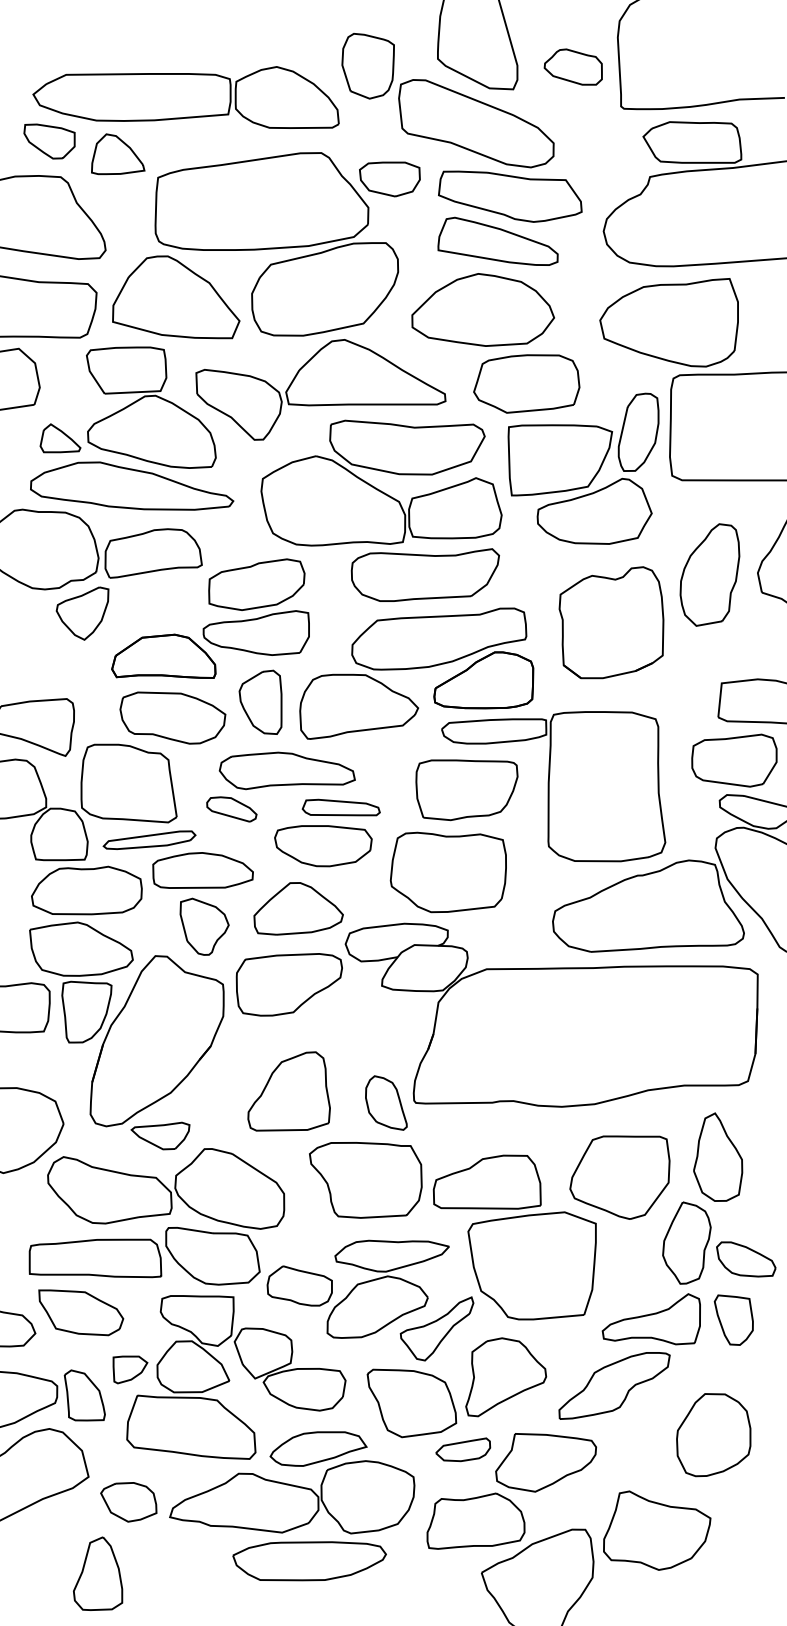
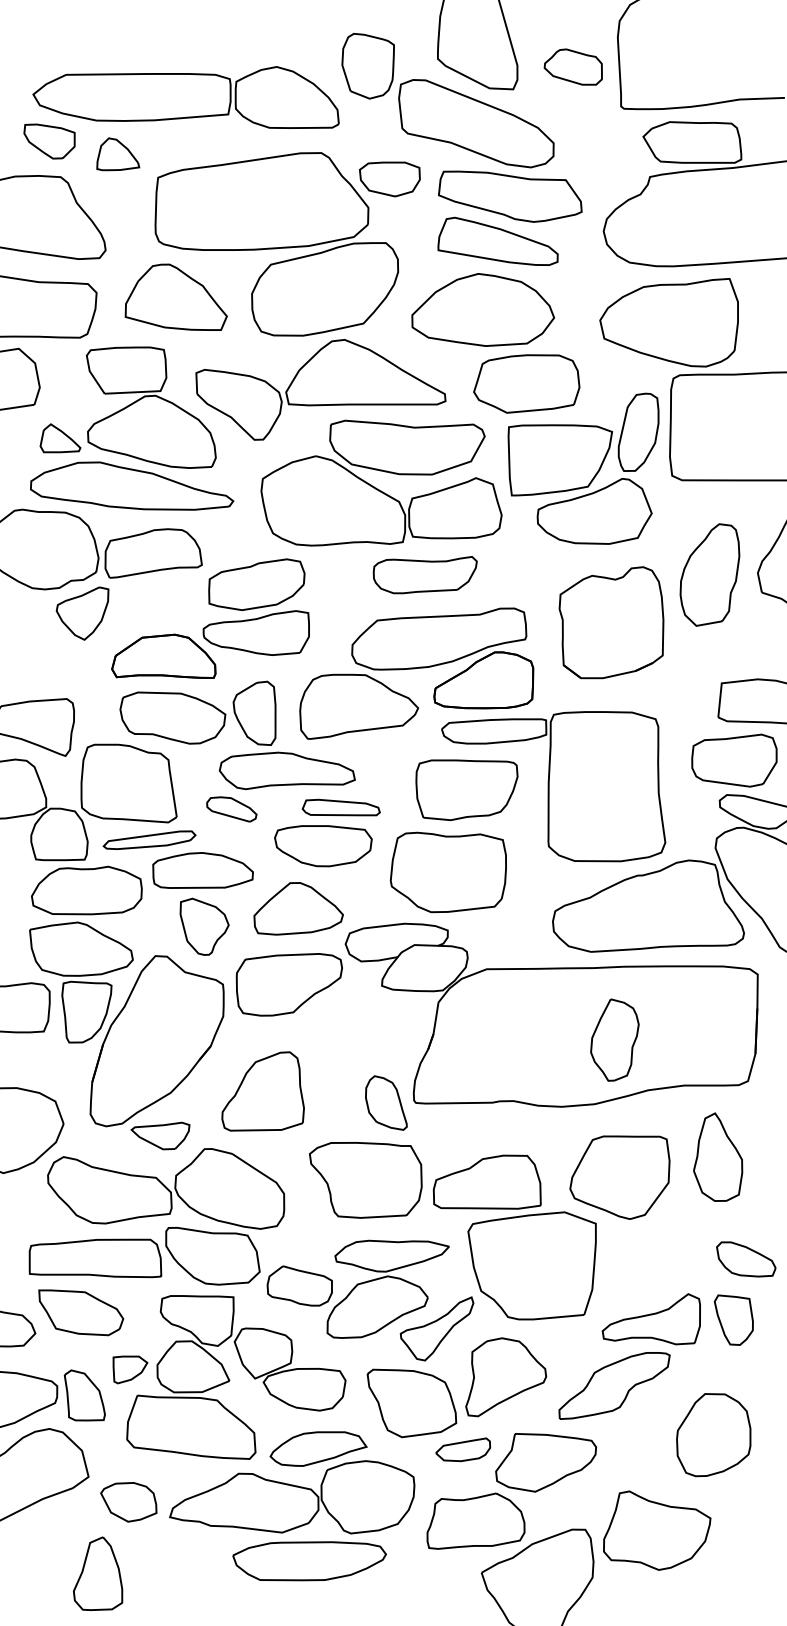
part size: 55x43 px -> 45x35 px (118, 154)
part size: 129x85 px -> 104x68 px (175, 296)
part size: 150x54 px -> 106x39 px (424, 575)
part position: (260, 701) -> (254, 712) (254, 712)
part position: (288, 1091) -> (262, 1091) (262, 1091)
part position: (686, 1242) -> (614, 1039) (614, 1039)
